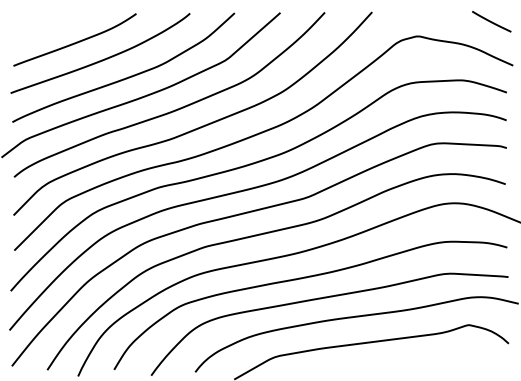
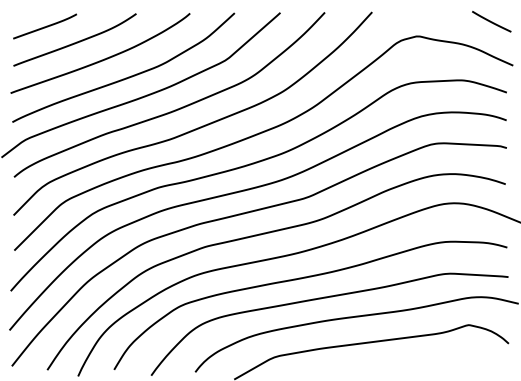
curve: none -> present (45, 26)
